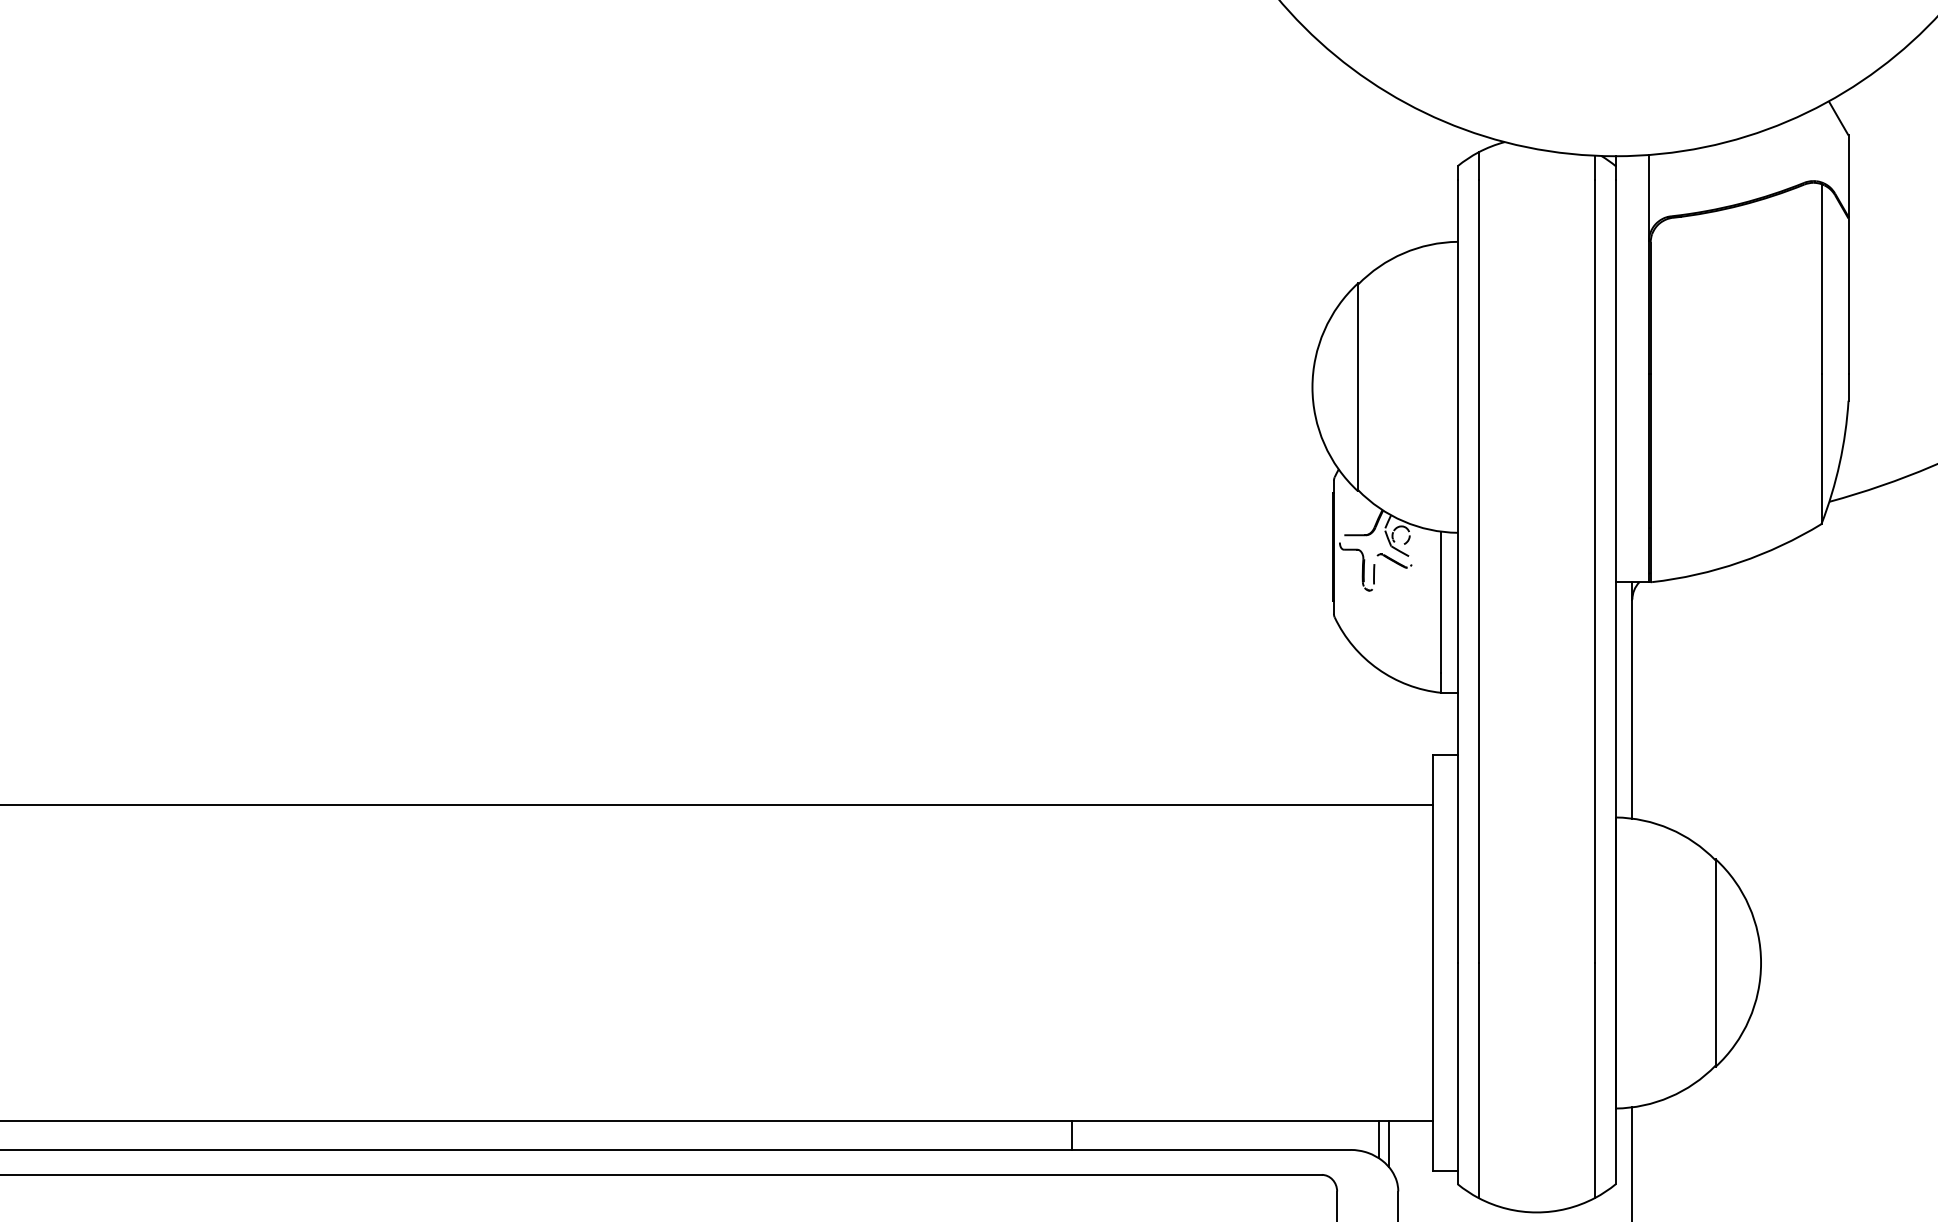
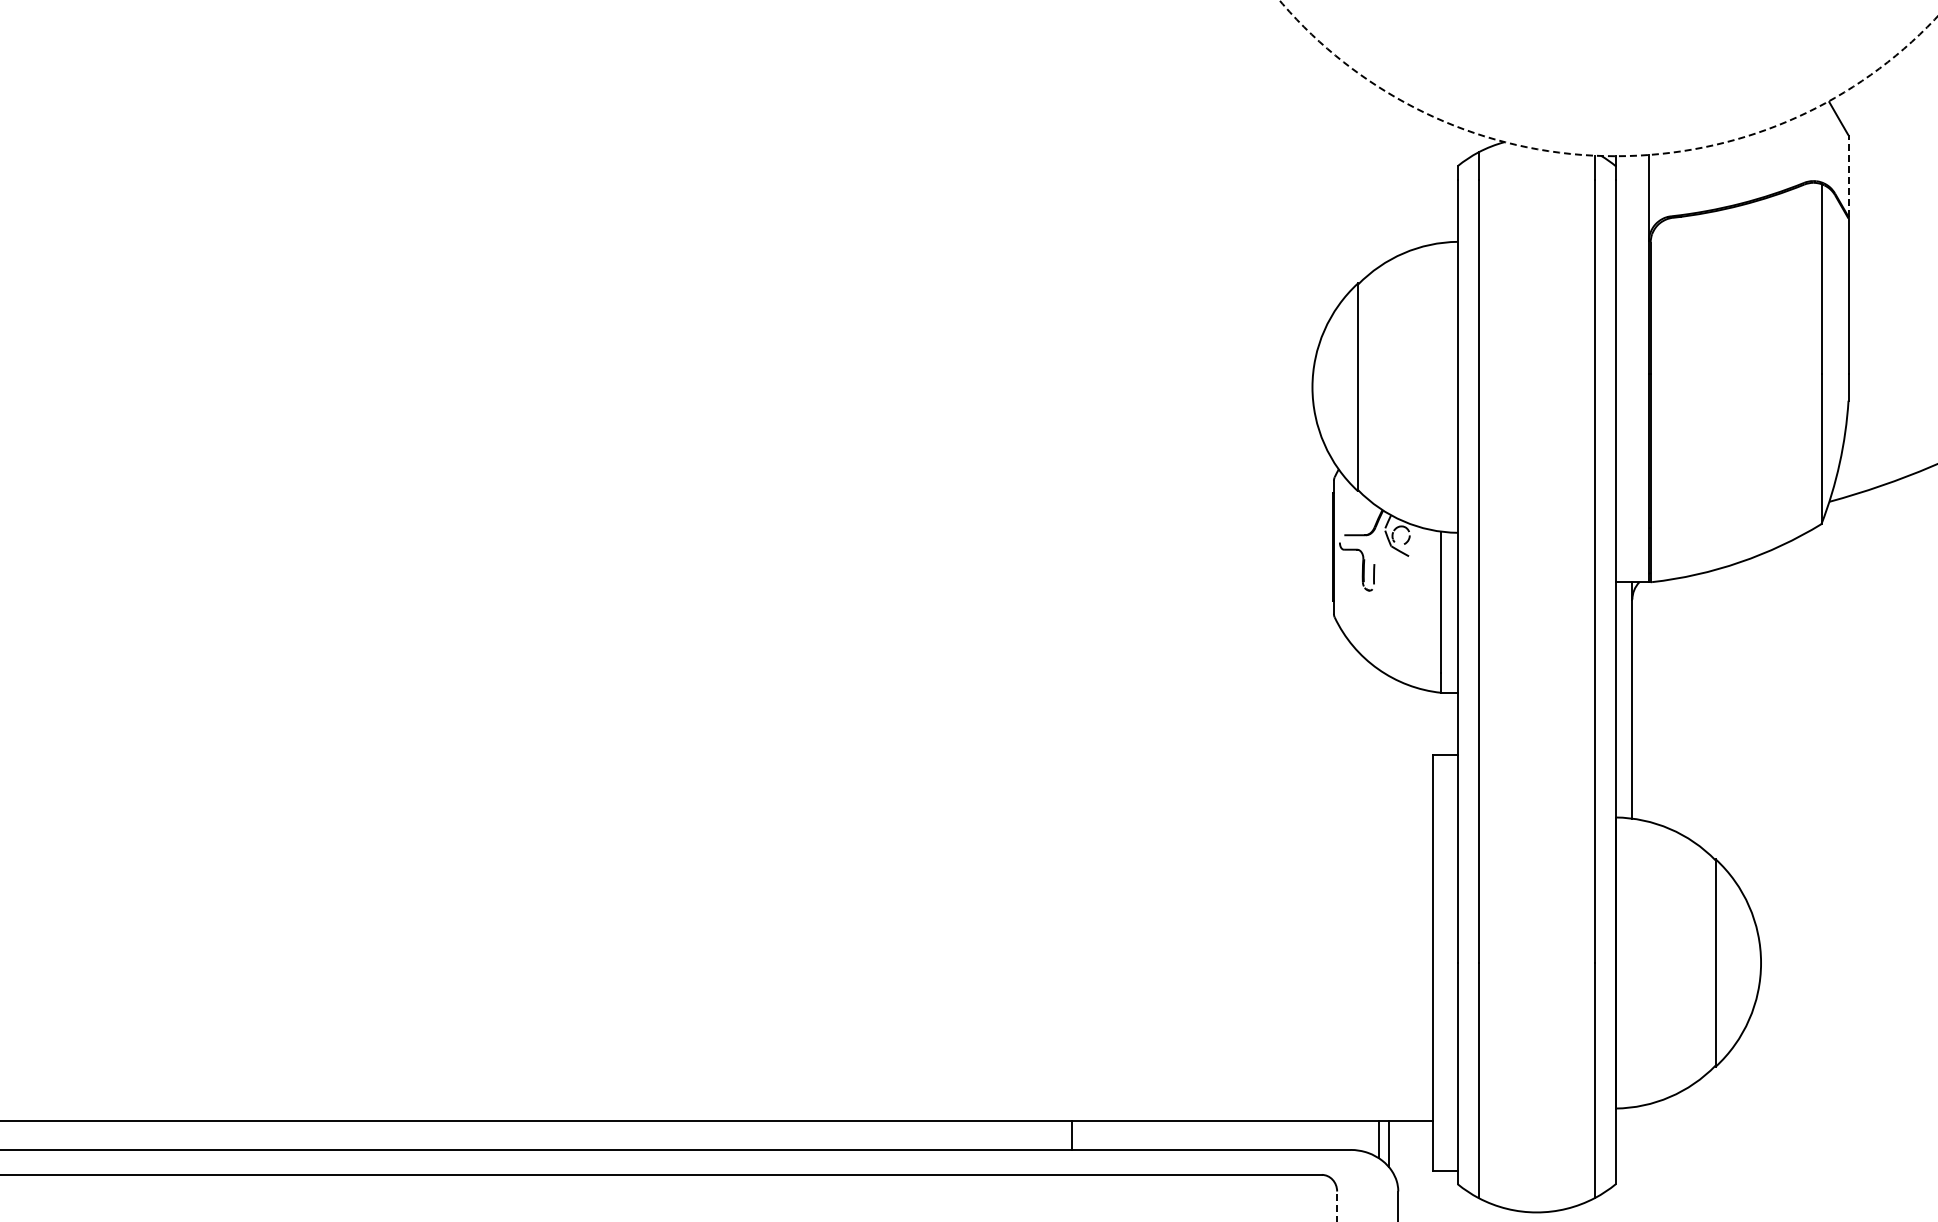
circle: solid -> dashed (1608, 78)
line: solid -> dashed (1848, 176)
part: present -> none (1394, 560)
line: present -> none (717, 805)
line: present -> none (1632, 1162)
line: solid -> dashed (1337, 1206)
